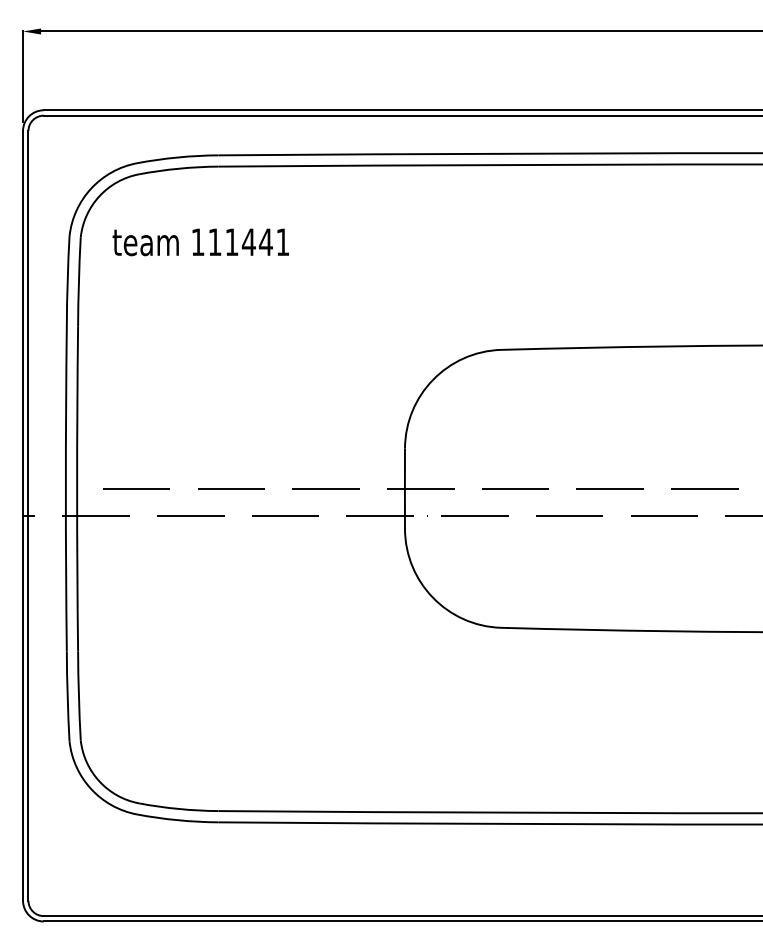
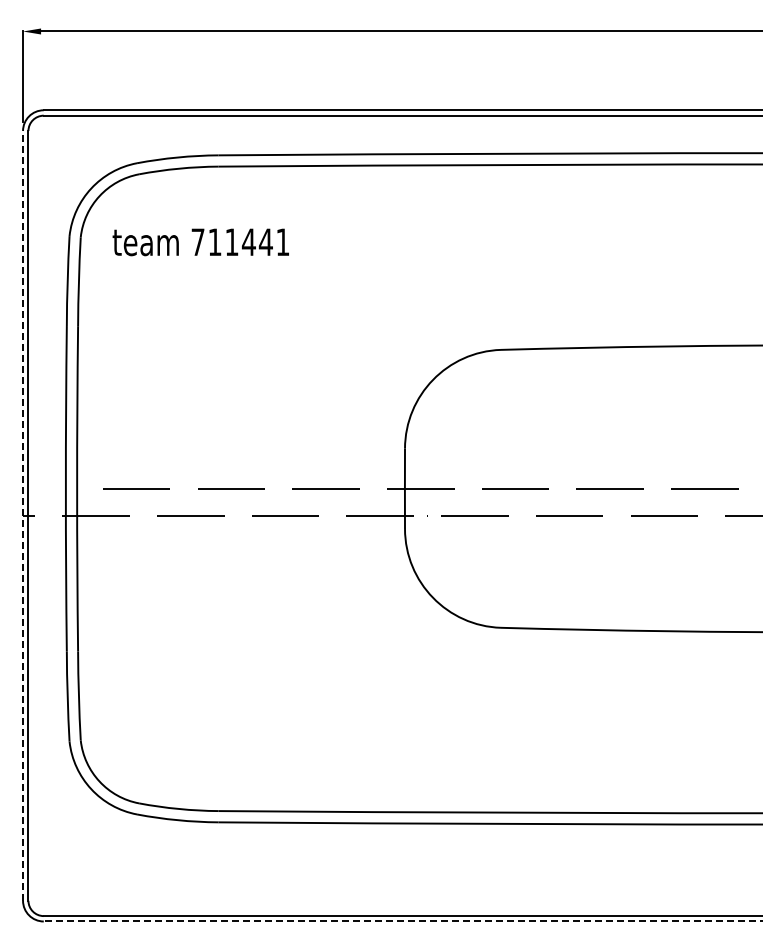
text: 111441 -> 711441 (197, 241)
line: solid -> dashed (23, 515)
line: solid -> dashed (402, 921)
